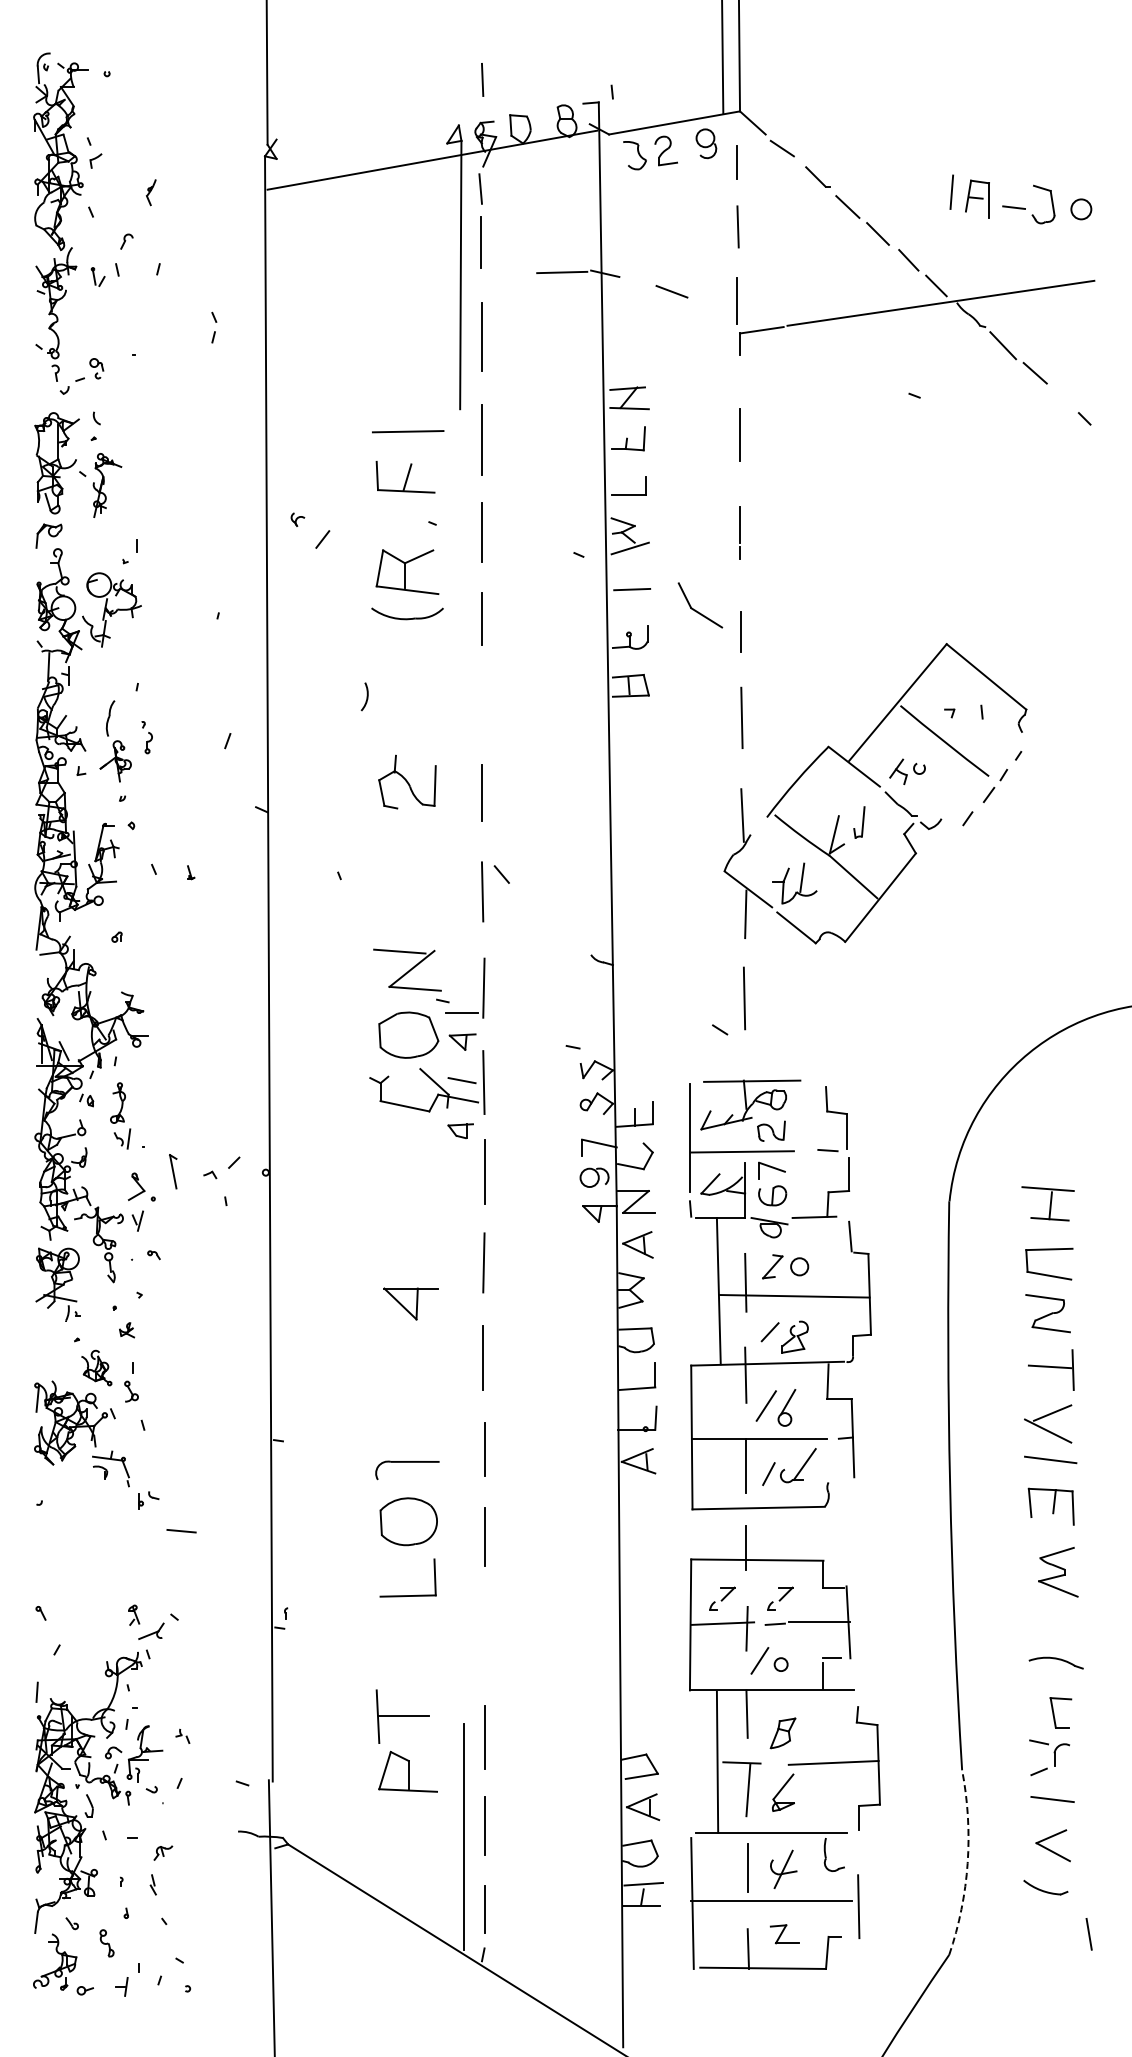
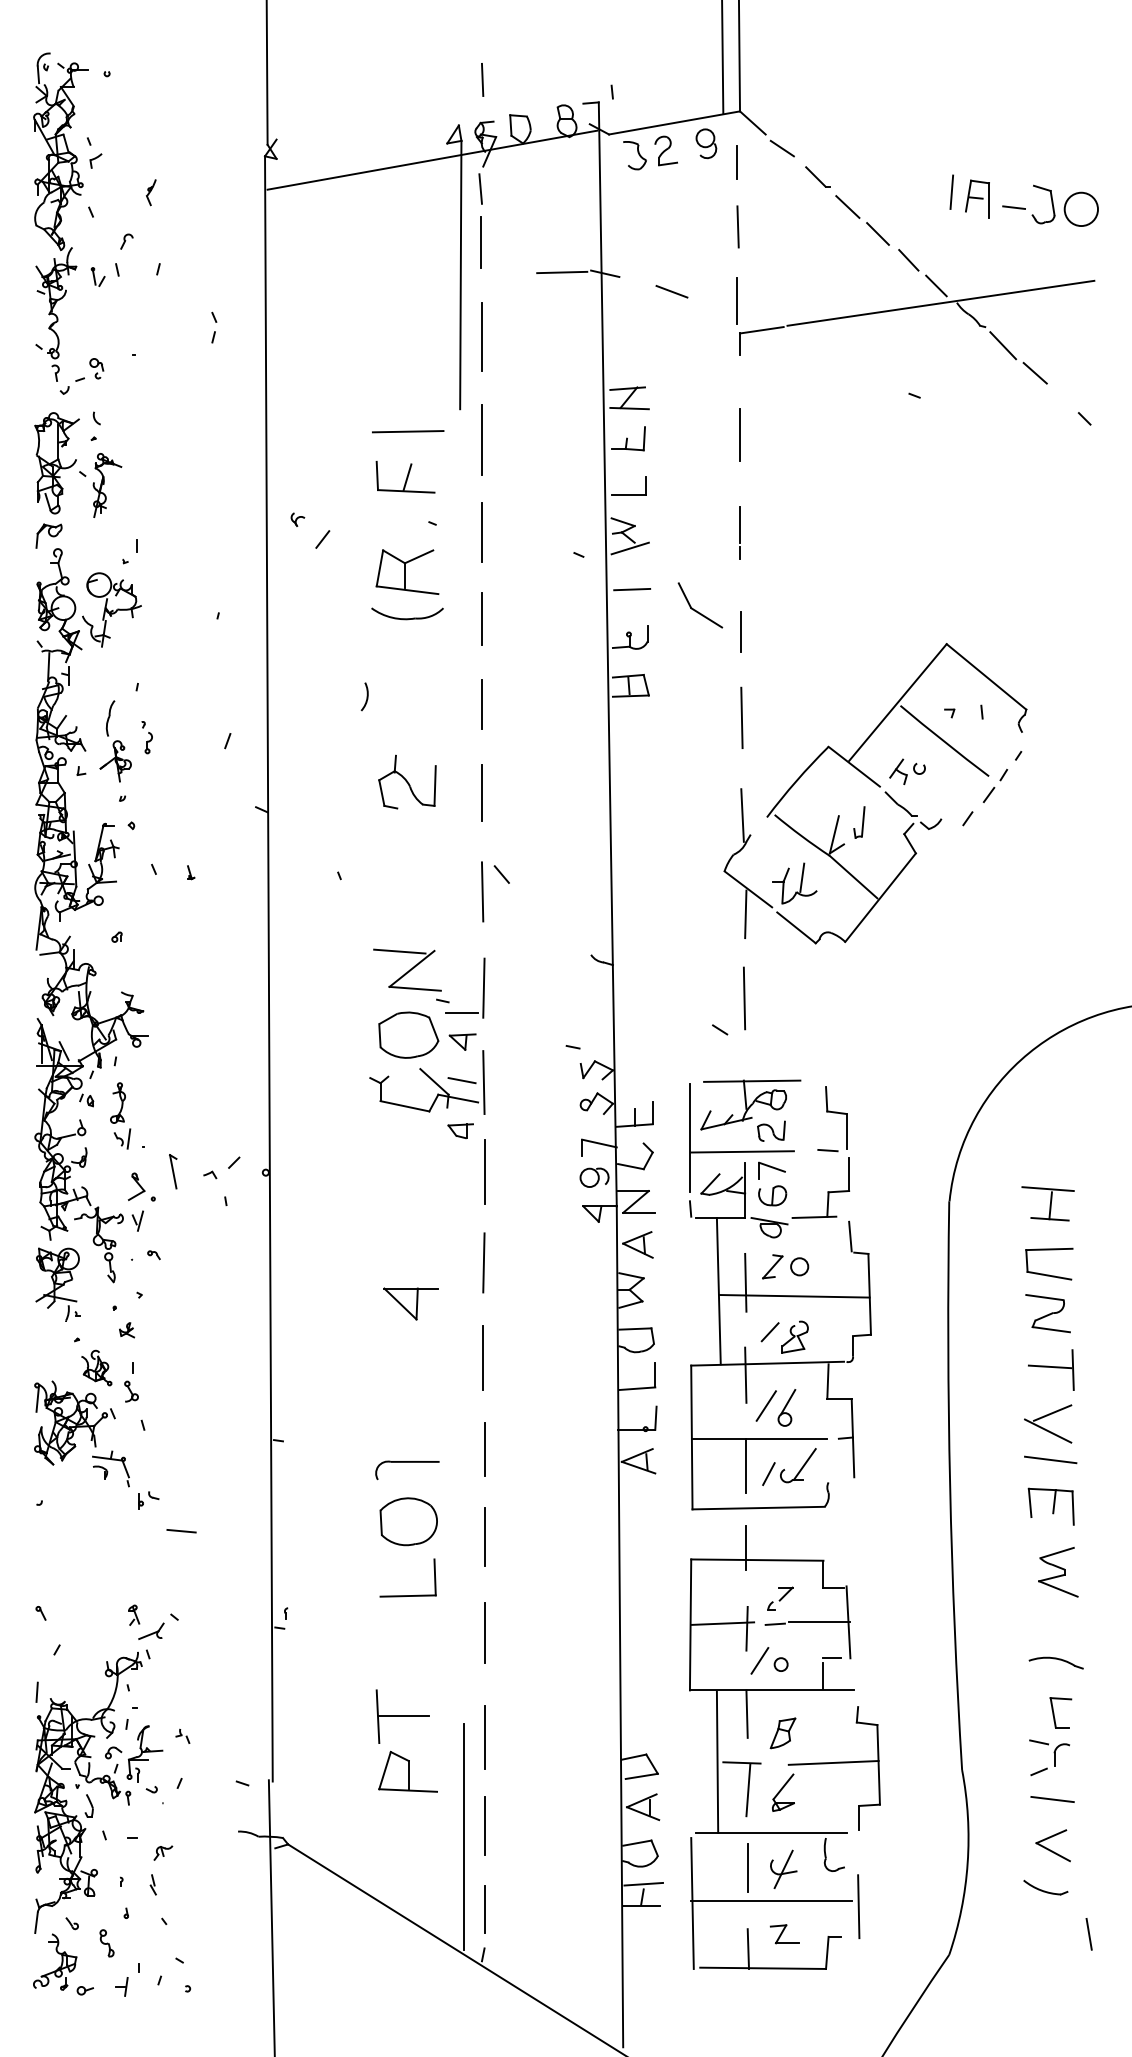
circle diameter: 20 px -> 33 px (1081, 209)
line: none -> present (481, 704)
part: present -> none (722, 1598)
line: none -> present (484, 1633)
arc: dashed -> solid (967, 1863)
